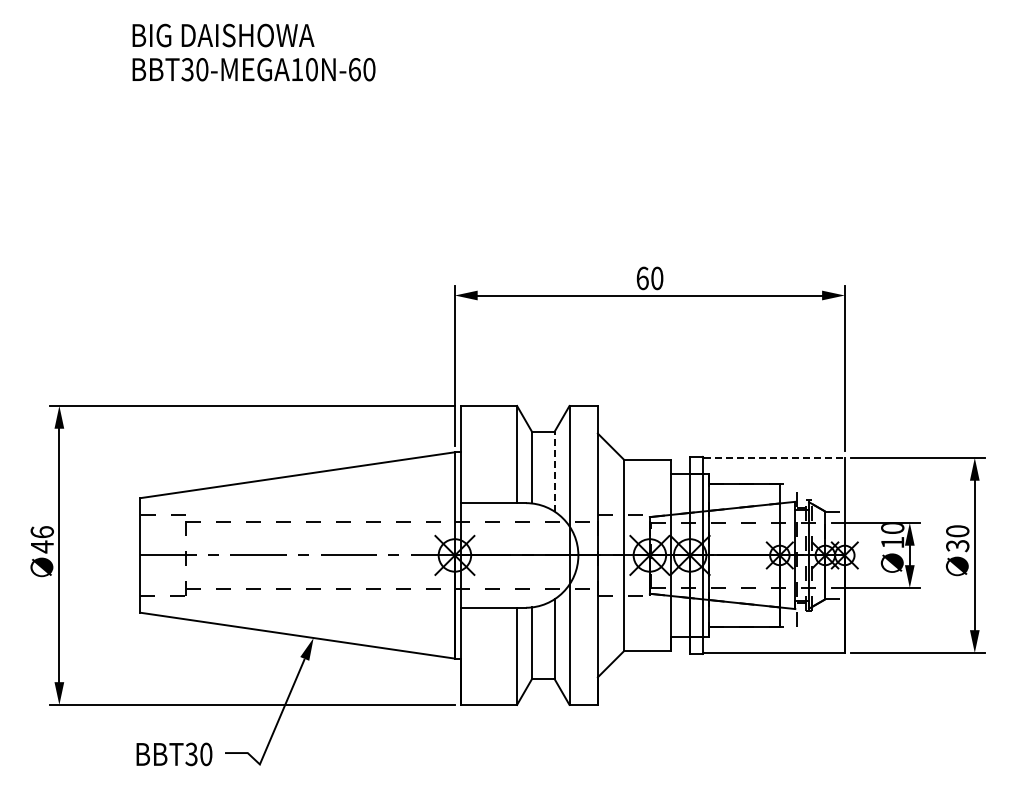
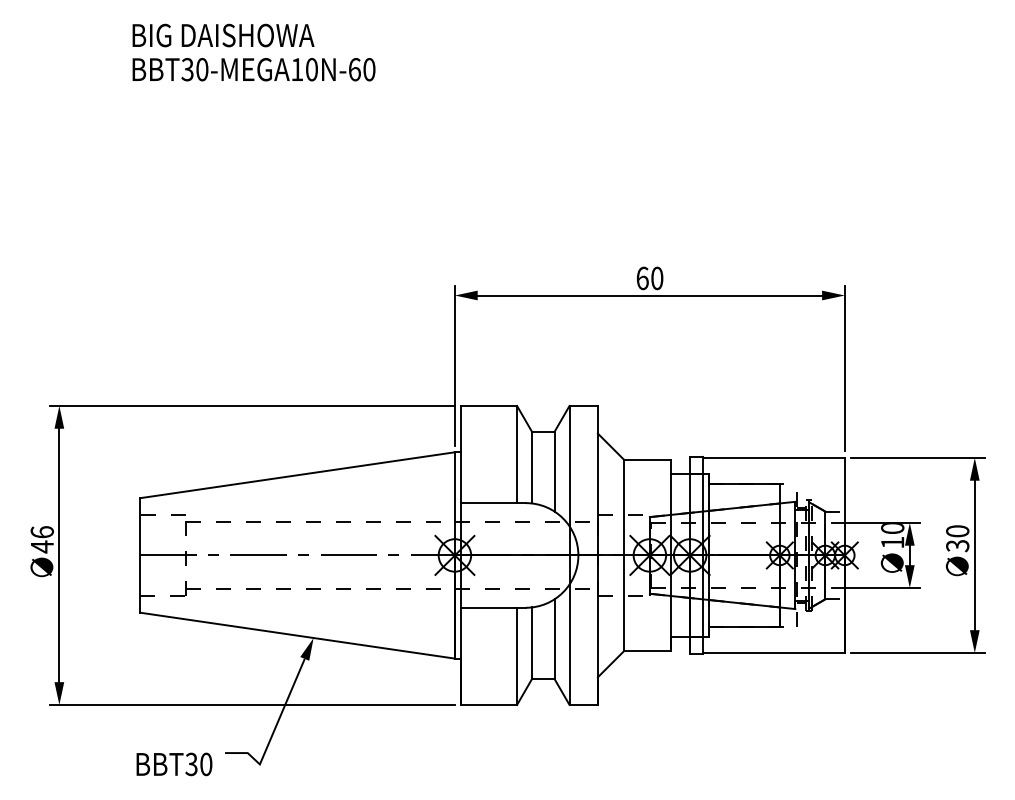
line: dashed -> solid (774, 457)
line: dashed -> solid (554, 471)
text position: (174, 754) -> (174, 764) (174, 764)
